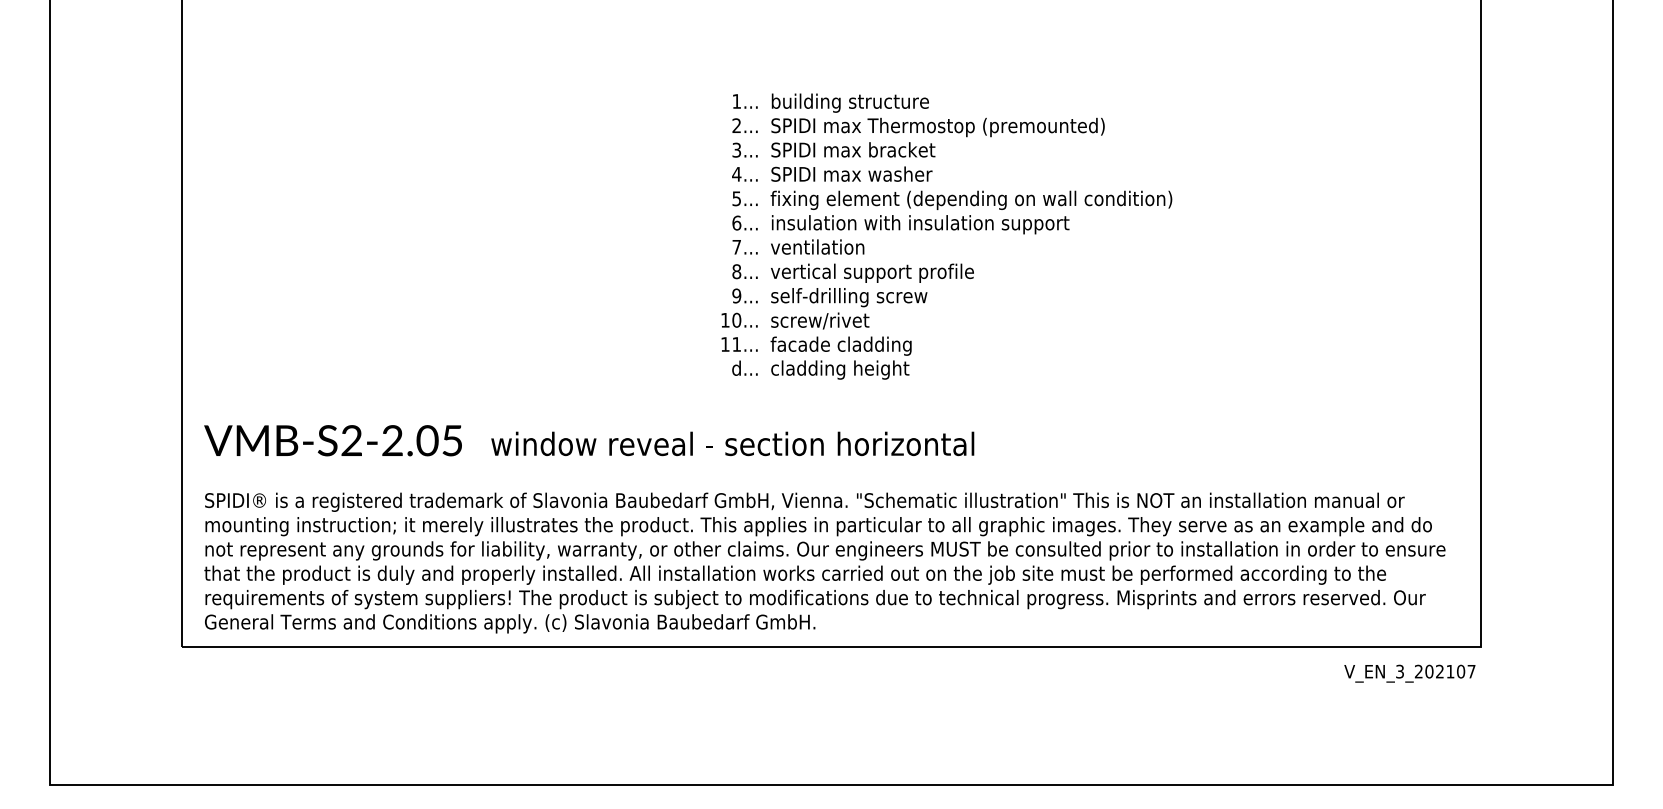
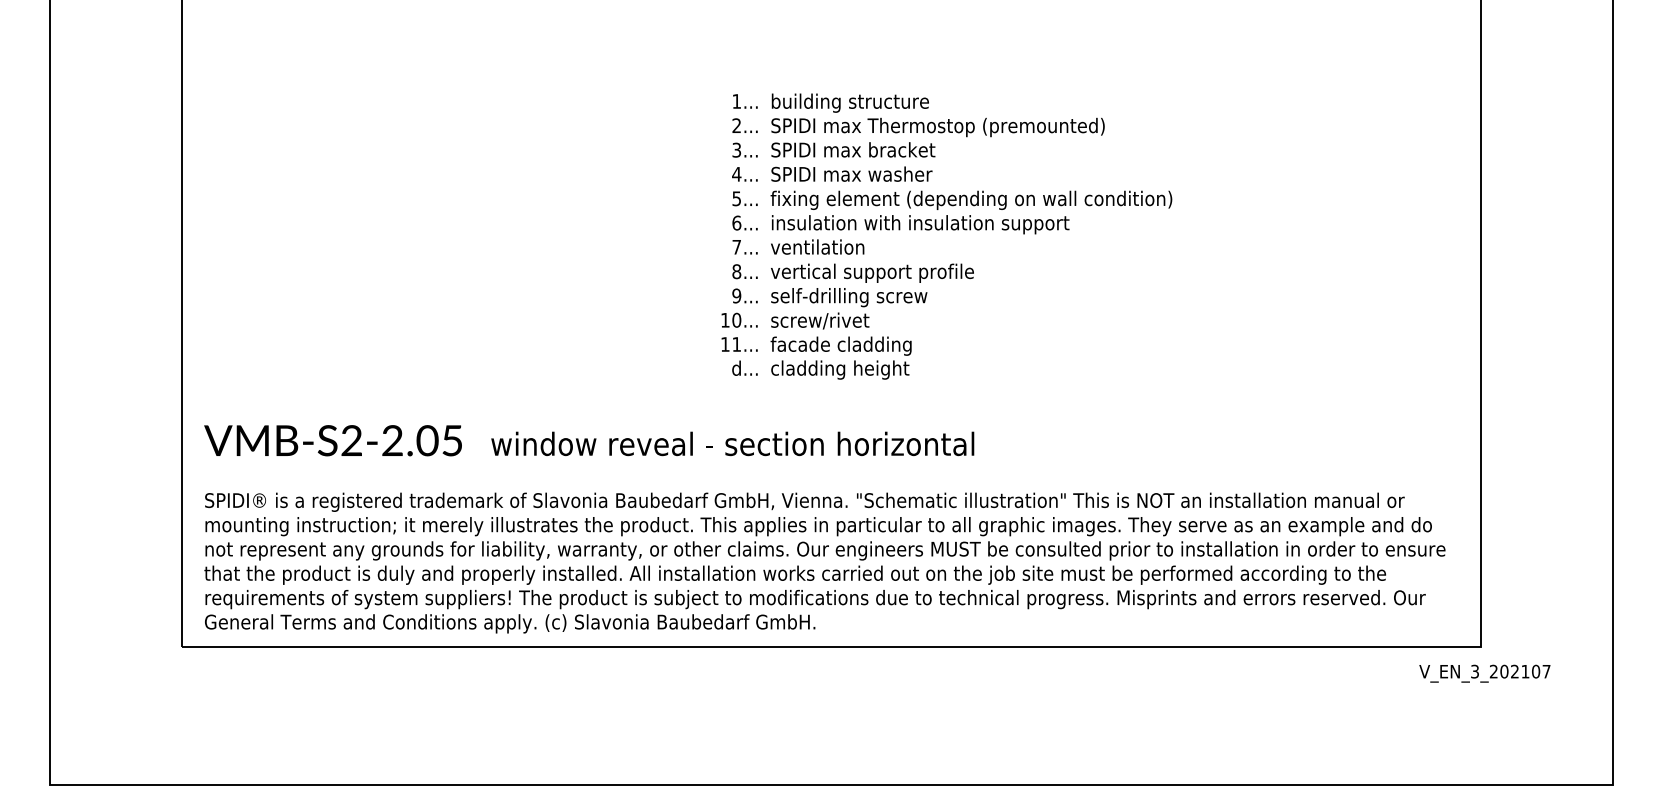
text position: (1409, 673) -> (1484, 673) (1484, 673)
